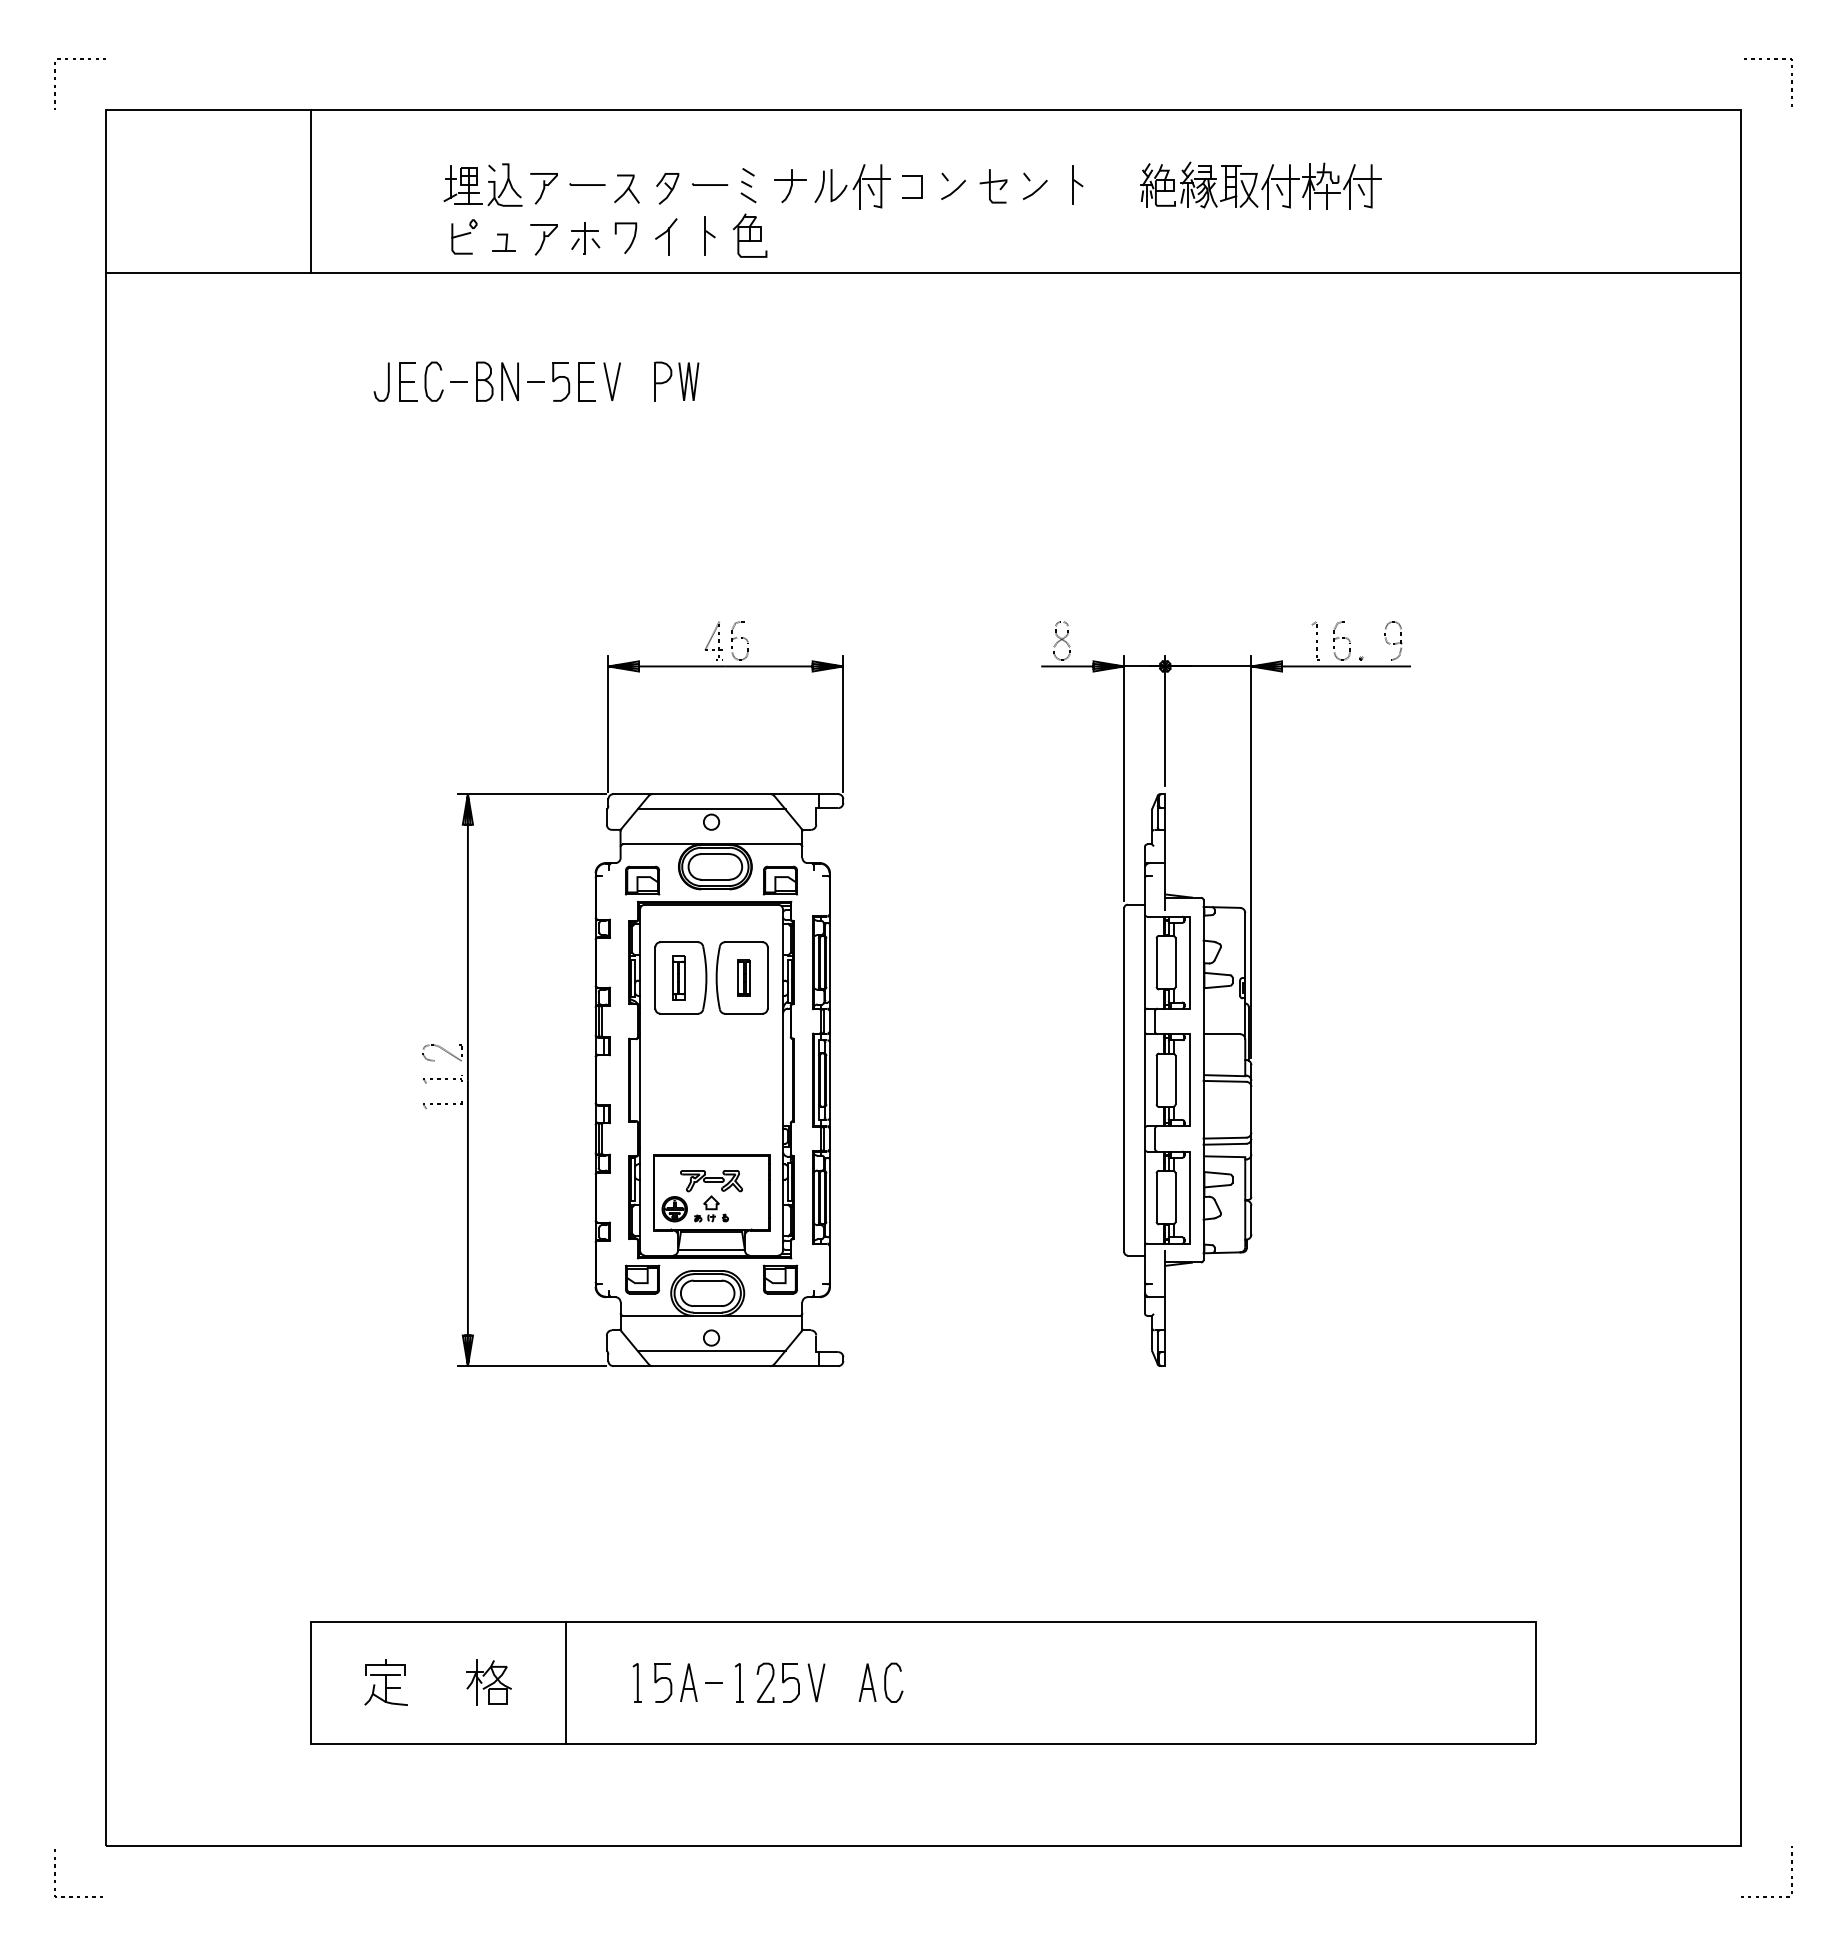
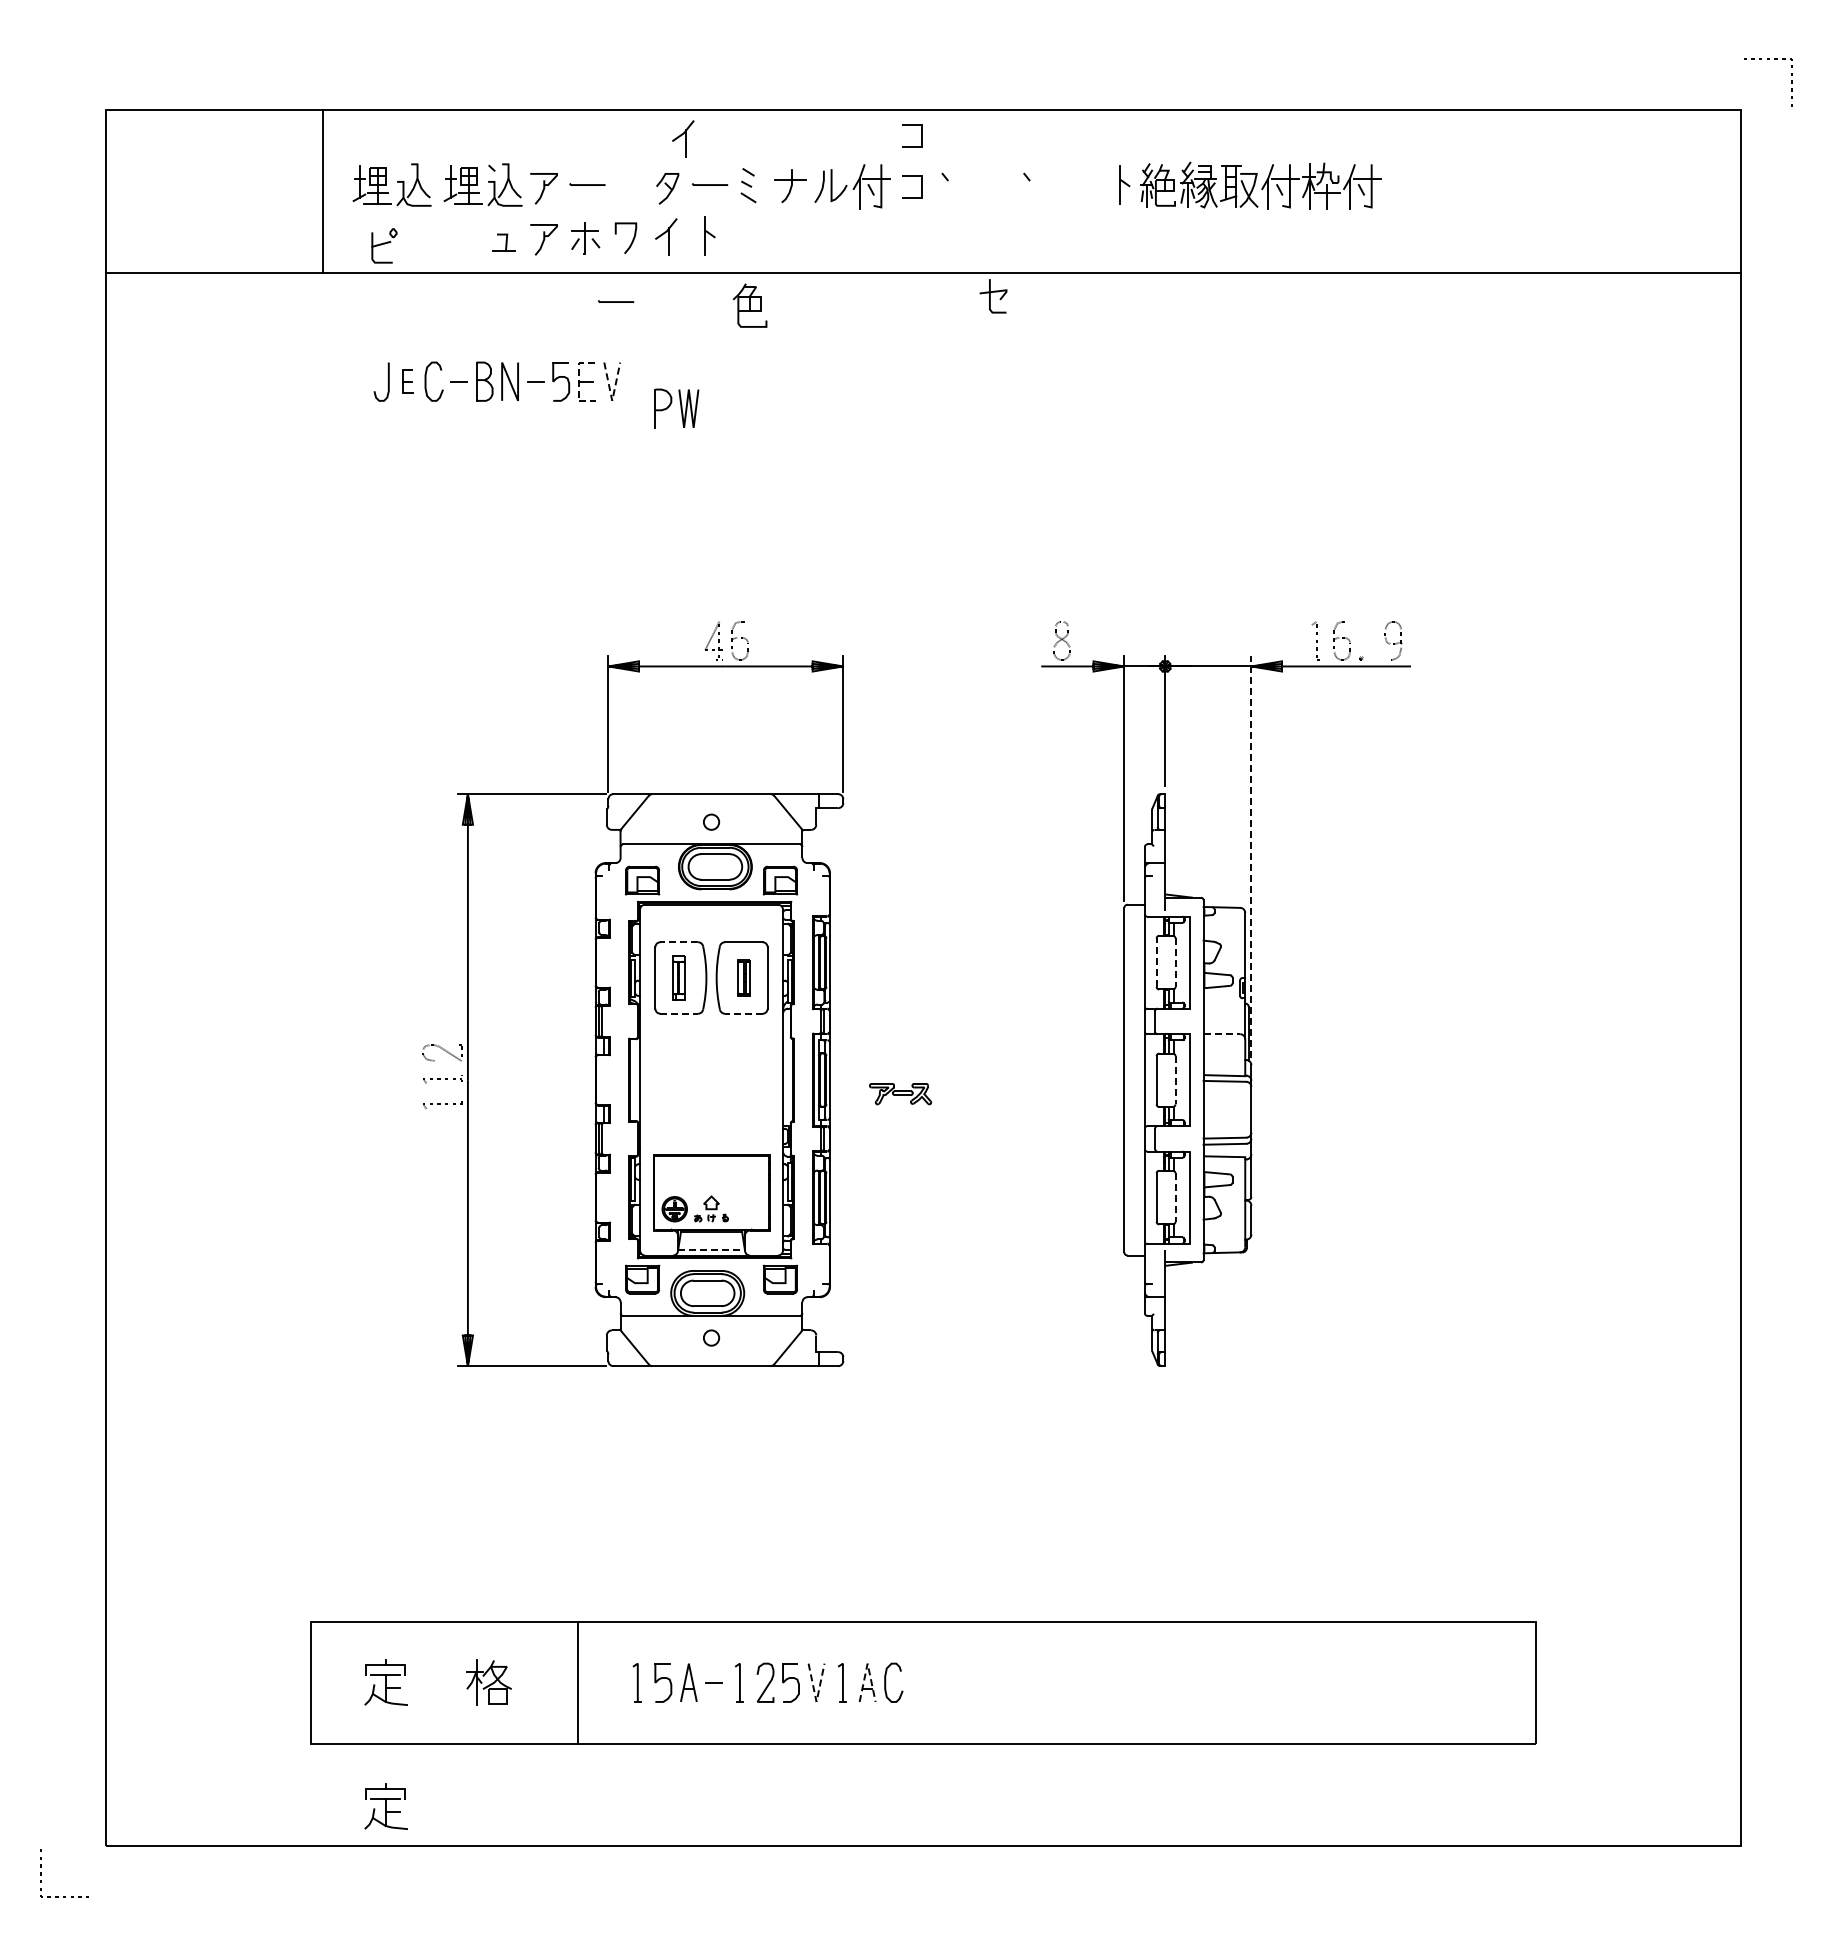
line: present -> none (80, 59)
line: none -> present (921, 135)
part: none -> present (683, 138)
part: none -> present (391, 184)
part position: (1077, 184) -> (1124, 184) (1124, 184)
part position: (993, 186) -> (993, 296) (993, 296)
part: present -> none (626, 188)
line: present -> none (954, 189)
line: present -> none (1035, 190)
line position: (310, 191) -> (322, 191) (322, 191)
part position: (750, 235) -> (750, 305) (750, 305)
part position: (464, 236) -> (384, 245) (384, 245)
line: none -> present (616, 301)
part size: 19x40 px -> 12x25 px (407, 381)
part position: (676, 381) -> (676, 408) (676, 408)
line: solid -> dashed (578, 383)
line: solid -> dashed (612, 400)
line: present -> none (711, 809)
line: solid -> dashed (1251, 856)
line: solid -> dashed (679, 942)
line: solid -> dashed (1156, 962)
line: solid -> dashed (1175, 963)
line: solid -> dashed (679, 1013)
line: solid -> dashed (743, 1013)
line: solid -> dashed (1222, 1034)
line: solid -> dashed (1175, 1080)
part position: (711, 1181) -> (900, 1094) (900, 1094)
line: solid -> dashed (1175, 1198)
line: solid -> dashed (712, 1250)
line: present -> none (711, 1350)
line: solid -> dashed (867, 1663)
line position: (565, 1682) -> (577, 1682) (577, 1682)
part: none -> present (842, 1682)
line: solid -> dashed (816, 1701)
part: none -> present (385, 1806)
line position: (55, 1873) -> (41, 1873) (41, 1873)
line: present -> none (1766, 1896)
